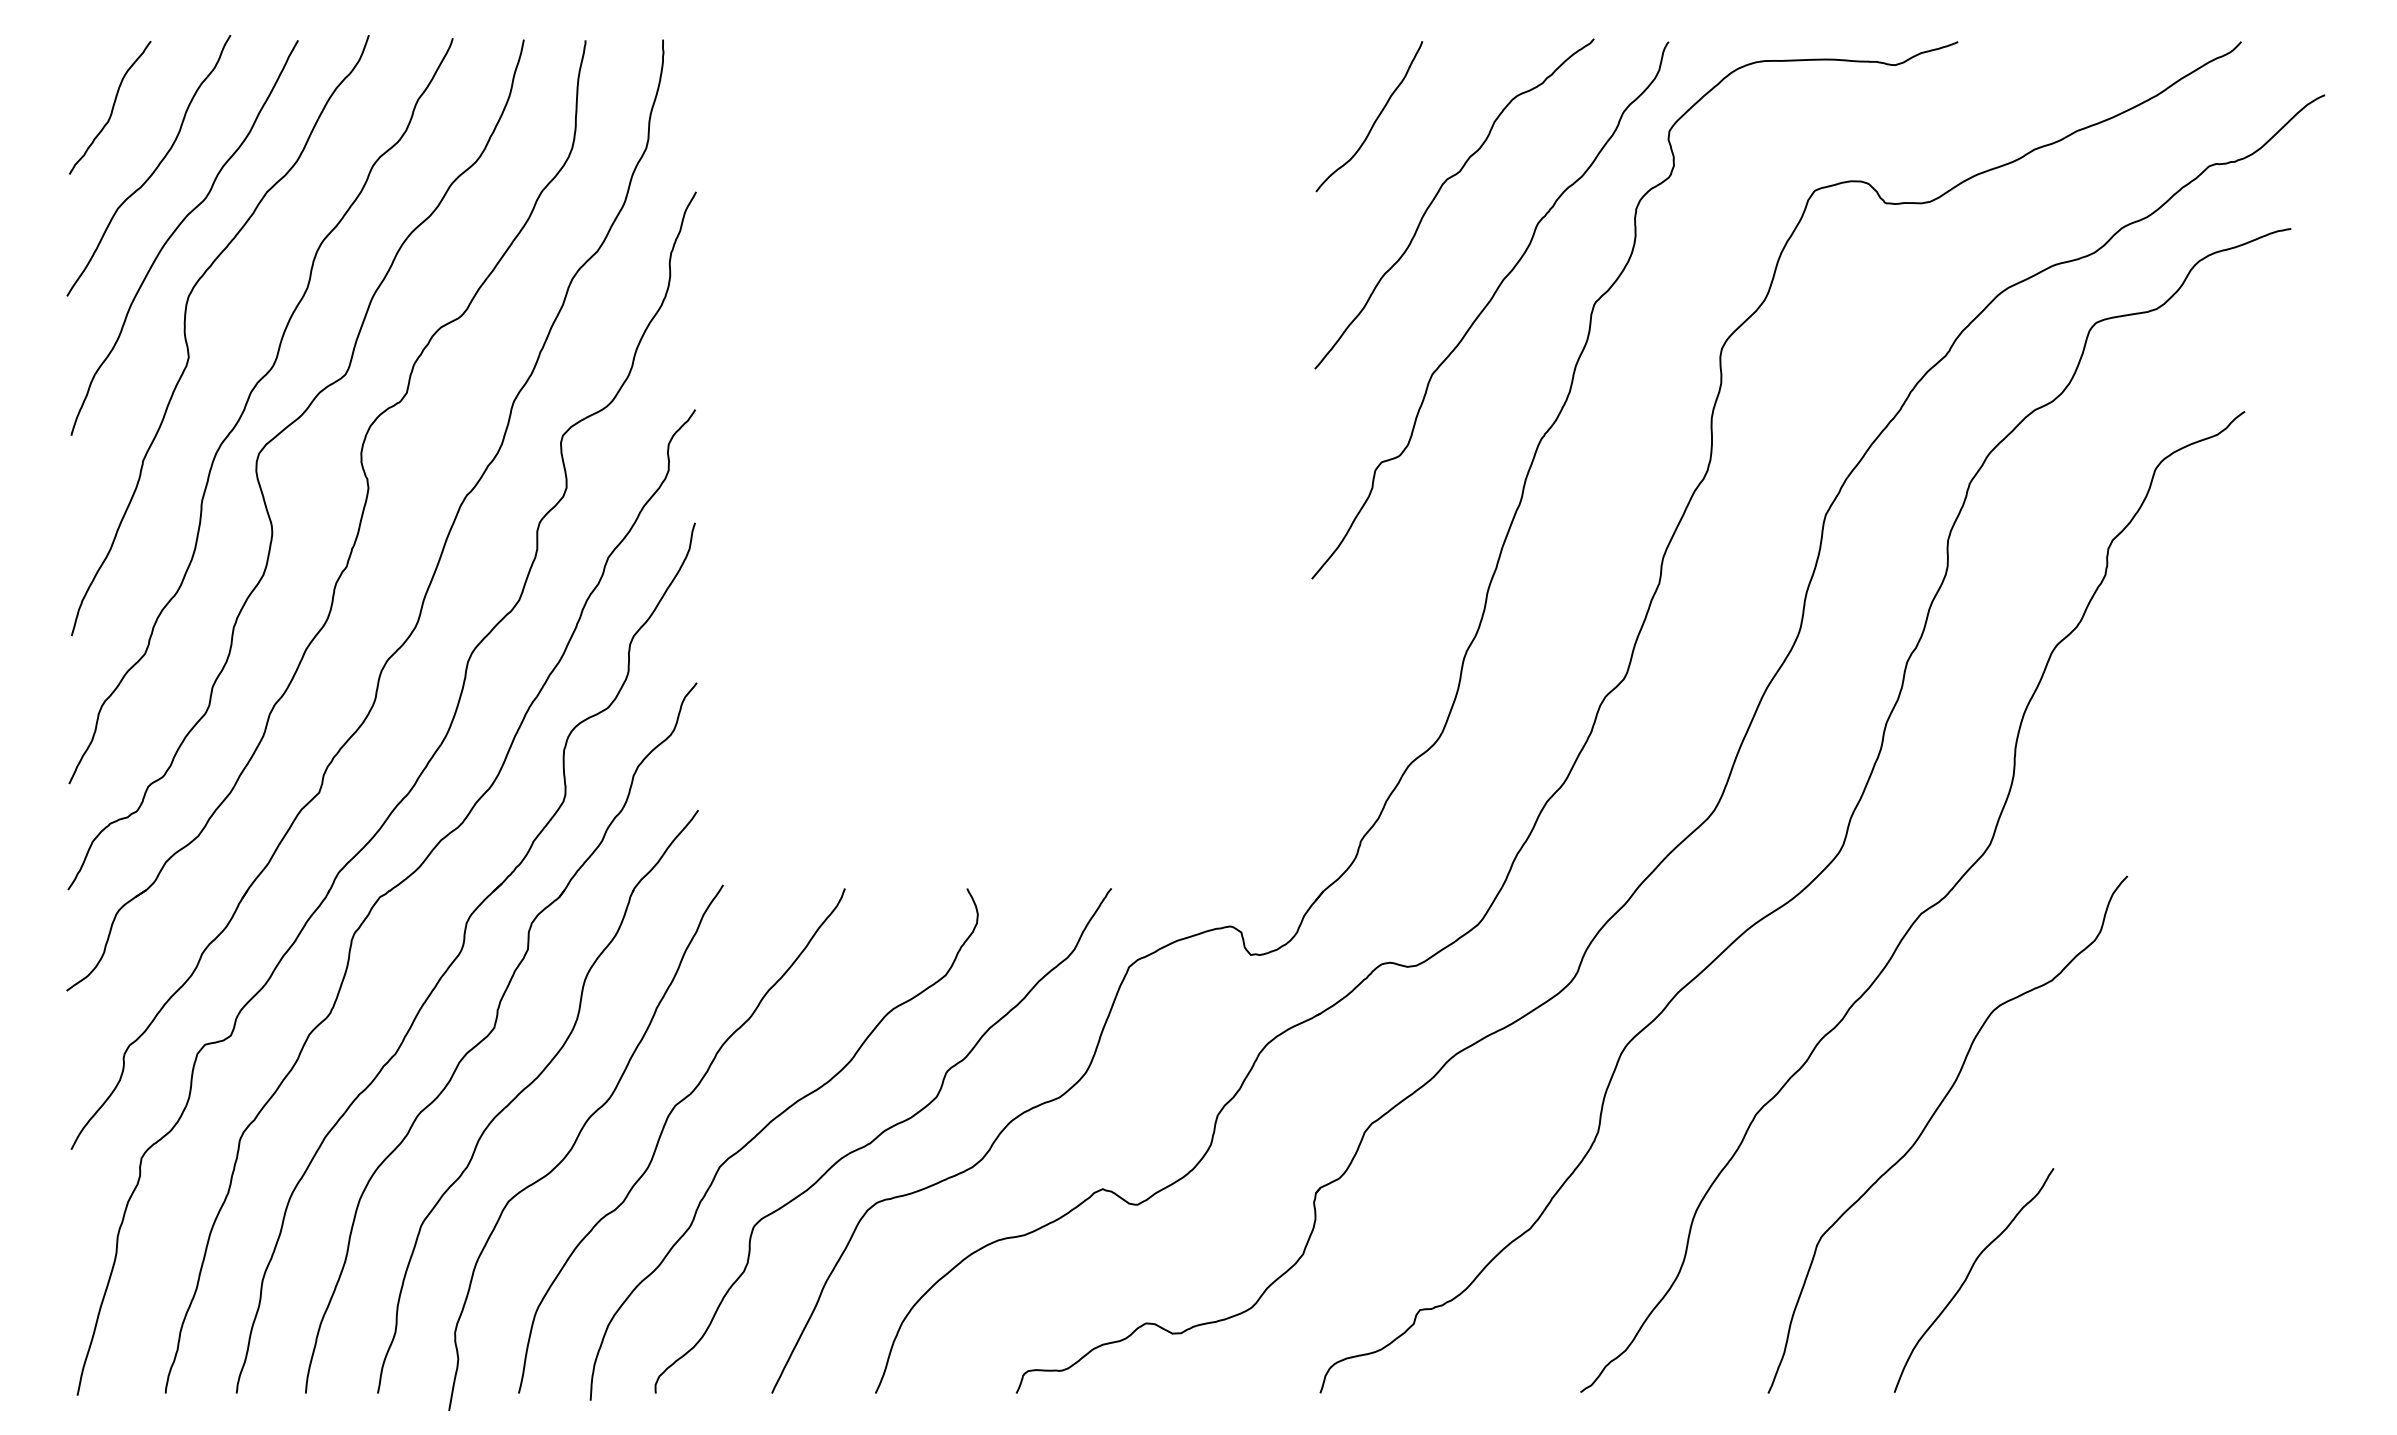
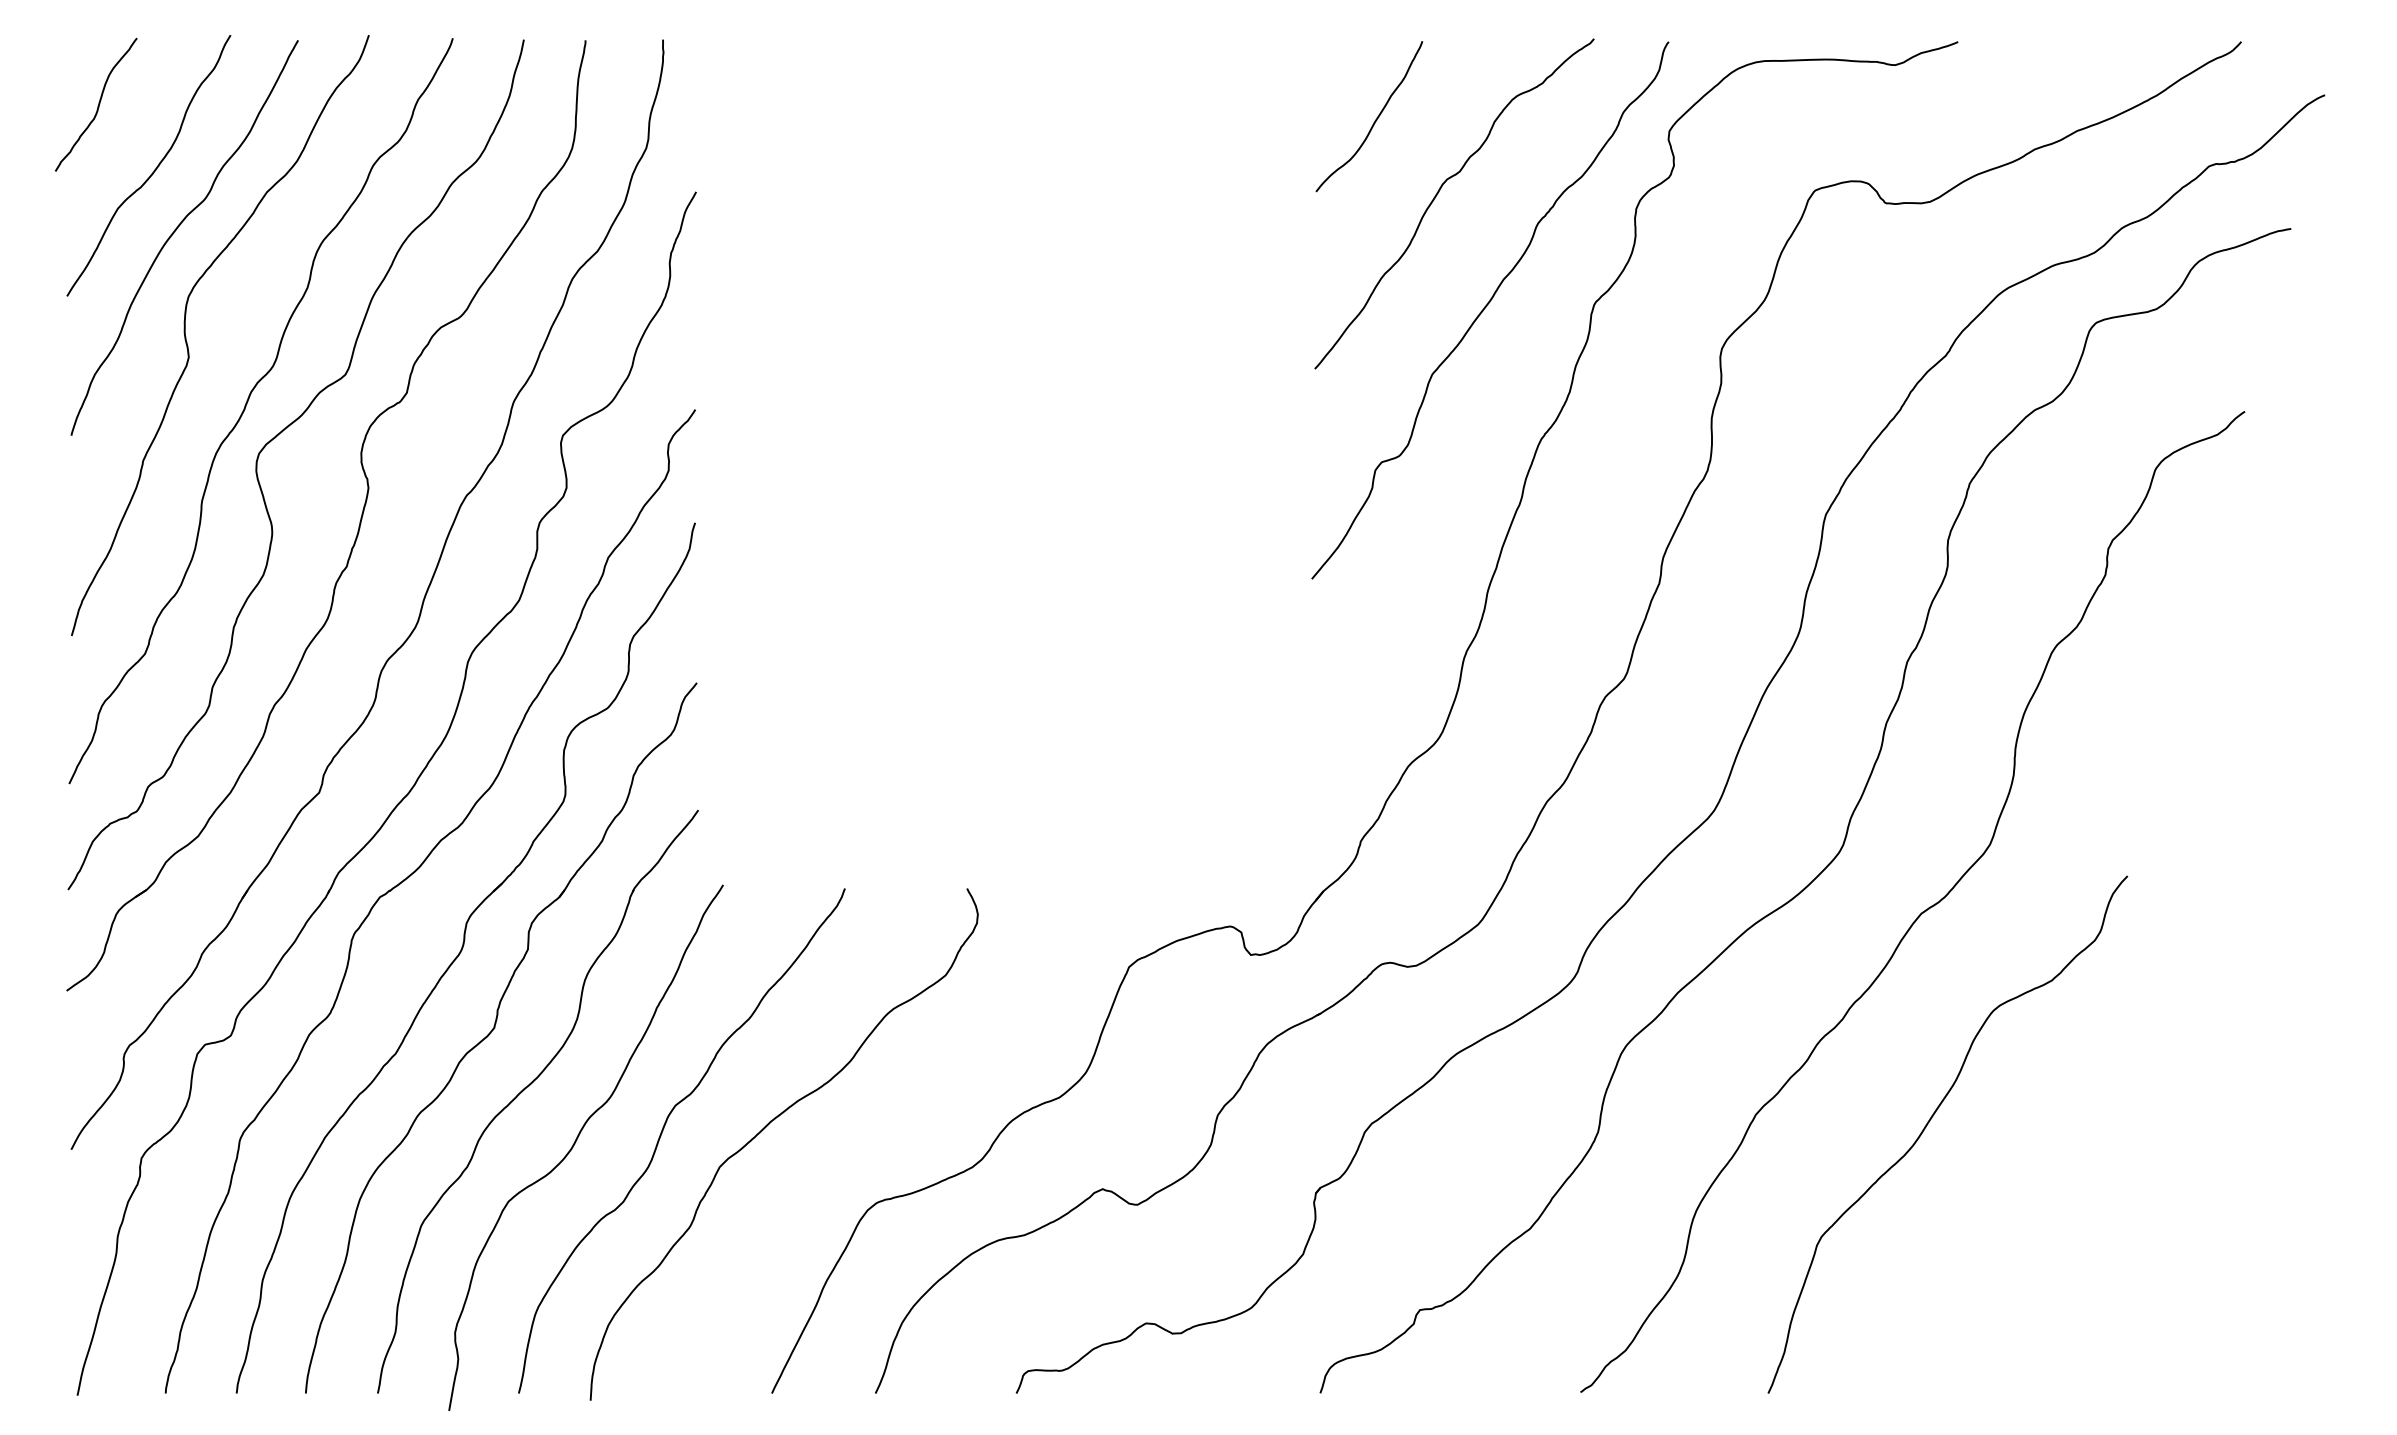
curve position: (112, 107) -> (98, 104) (98, 104)
curve: present -> none (879, 1136)
curve: present -> none (1967, 1278)
